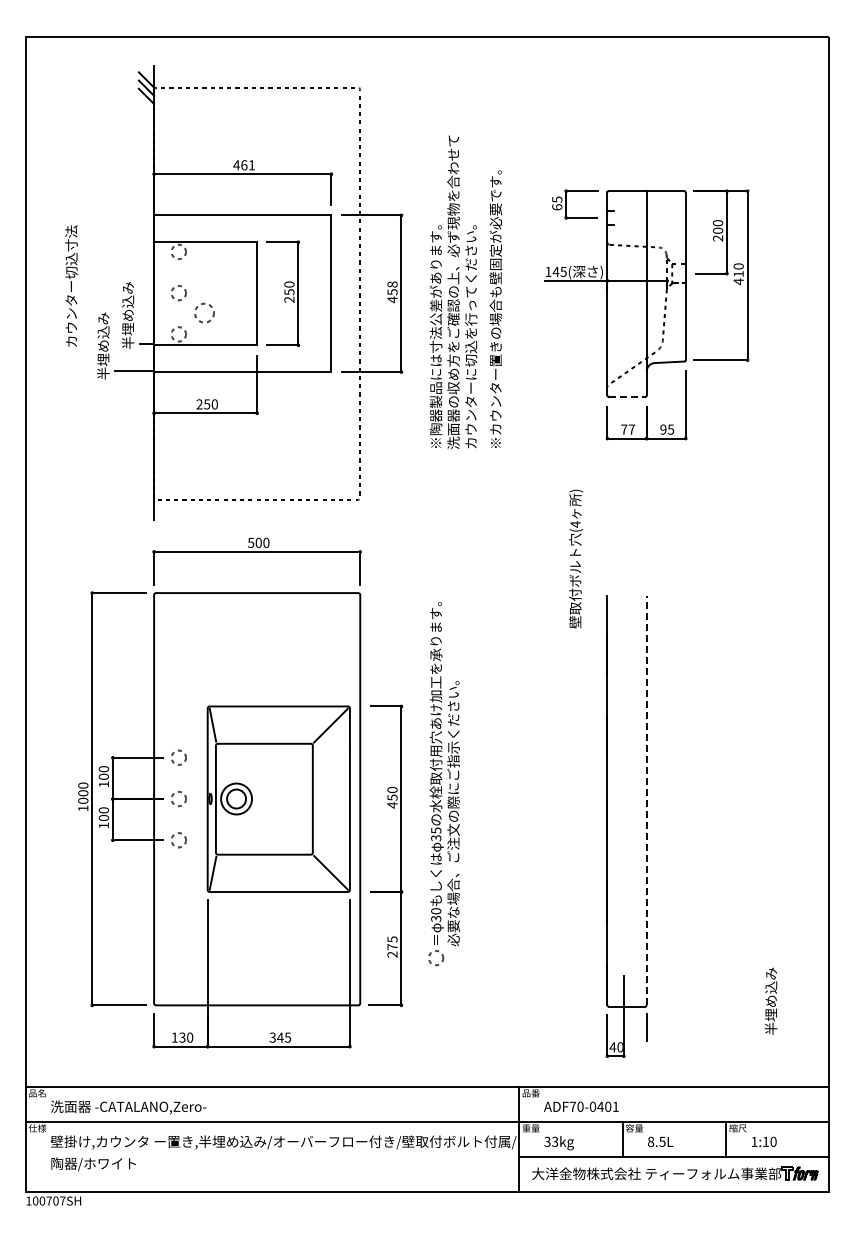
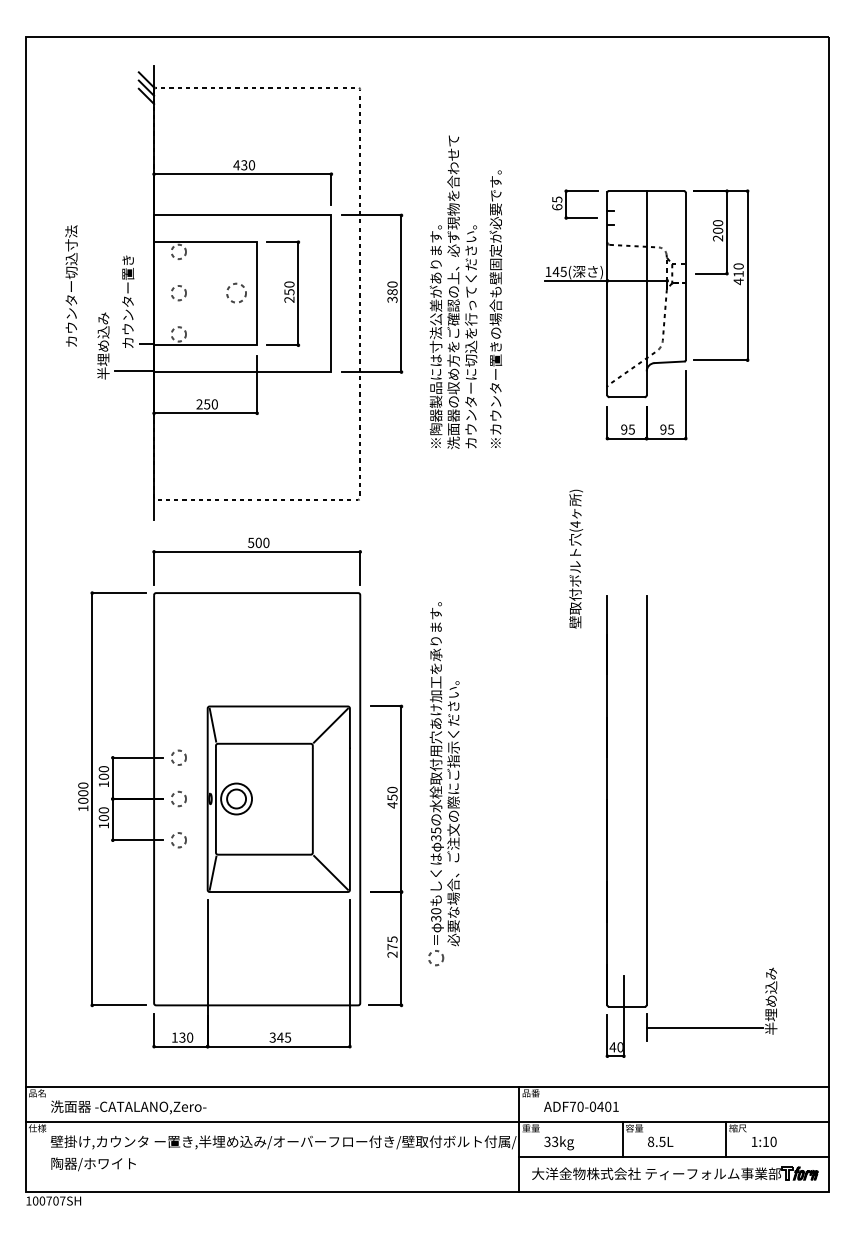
text: 461 -> 430 (248, 165)
text: 458 -> 380 (392, 292)
text: 半埋め込み -> カウンター置き (127, 301)
circle position: (204, 312) -> (236, 292) (236, 292)
line: dashed -> solid (627, 397)
text: 77 -> 95 (627, 429)
line: dashed -> solid (646, 800)
line: none -> present (704, 1028)
